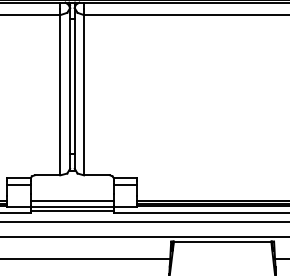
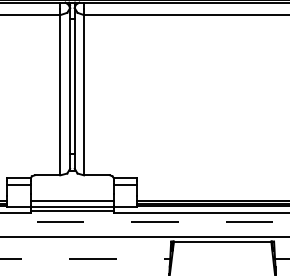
line: solid -> dashed (145, 222)
line: solid -> dashed (85, 259)
